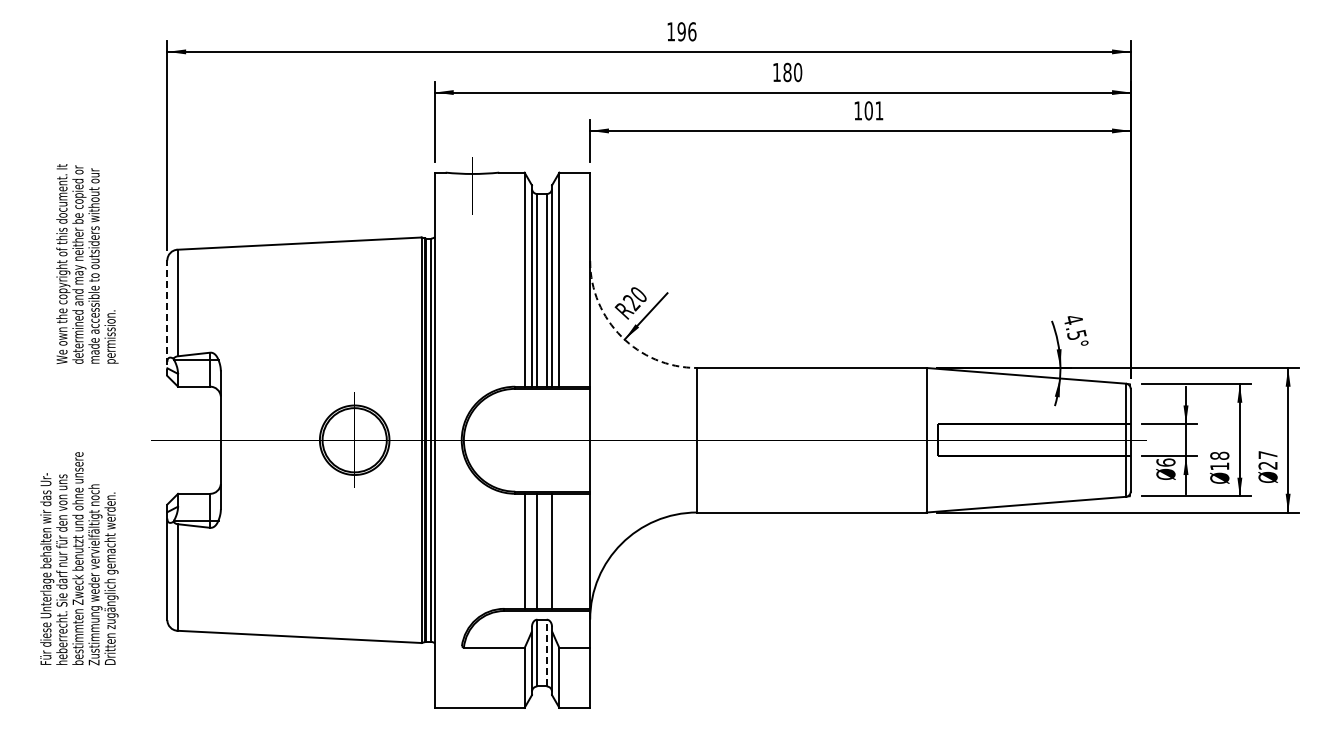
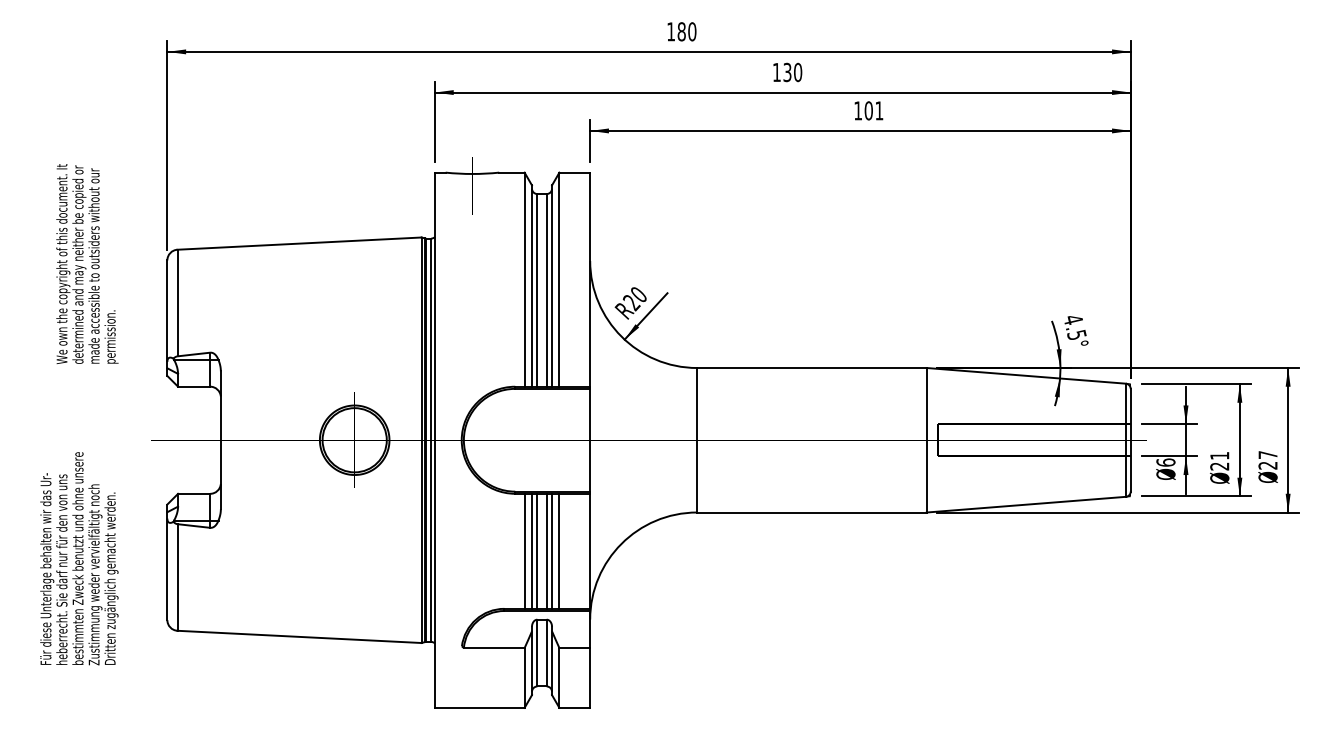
text: 196 -> 180 (686, 31)
text: 180 -> 130 (787, 72)
line: dashed -> solid (167, 318)
arc: dashed -> solid (621, 336)
text: 18 -> 21 (1219, 460)
line: none -> present (531, 550)
line: none -> present (546, 550)
line: none -> present (559, 550)
line: dashed -> solid (546, 652)
